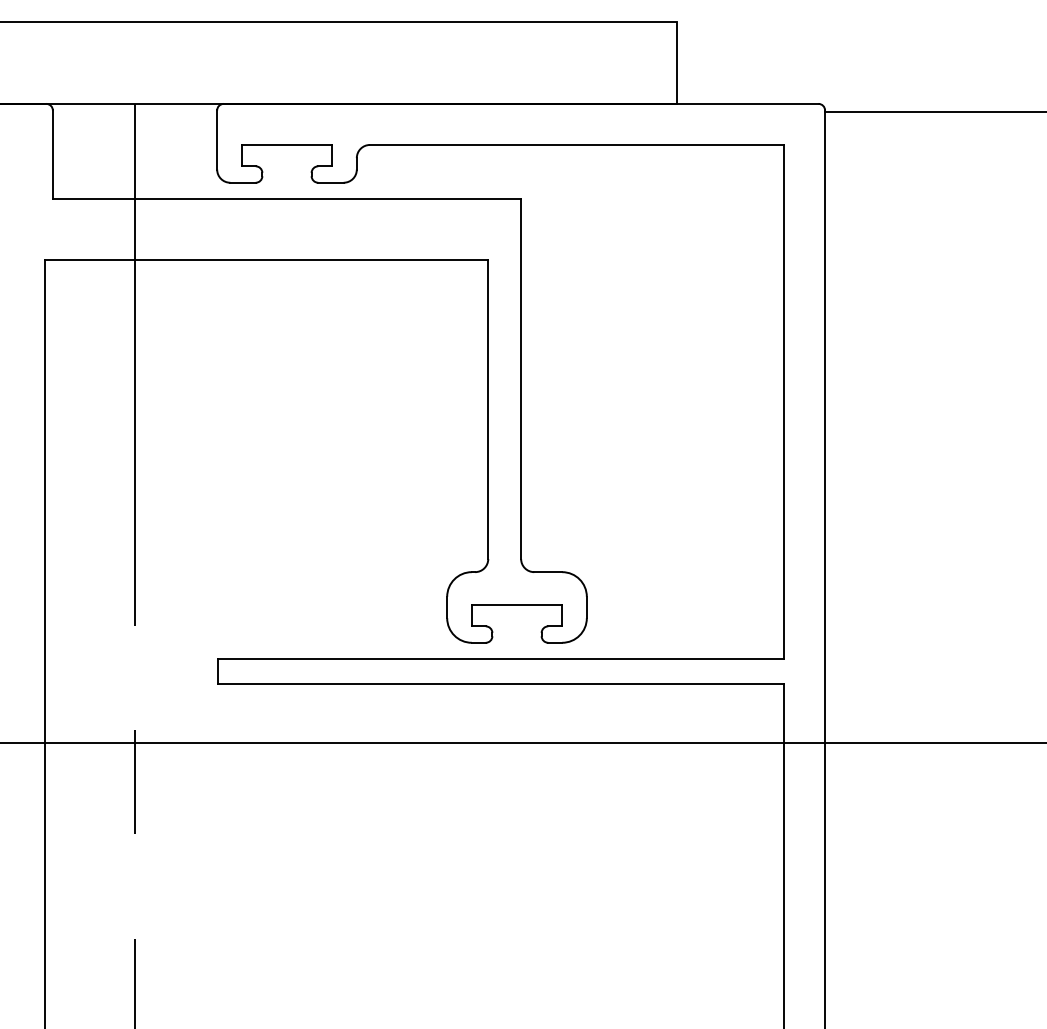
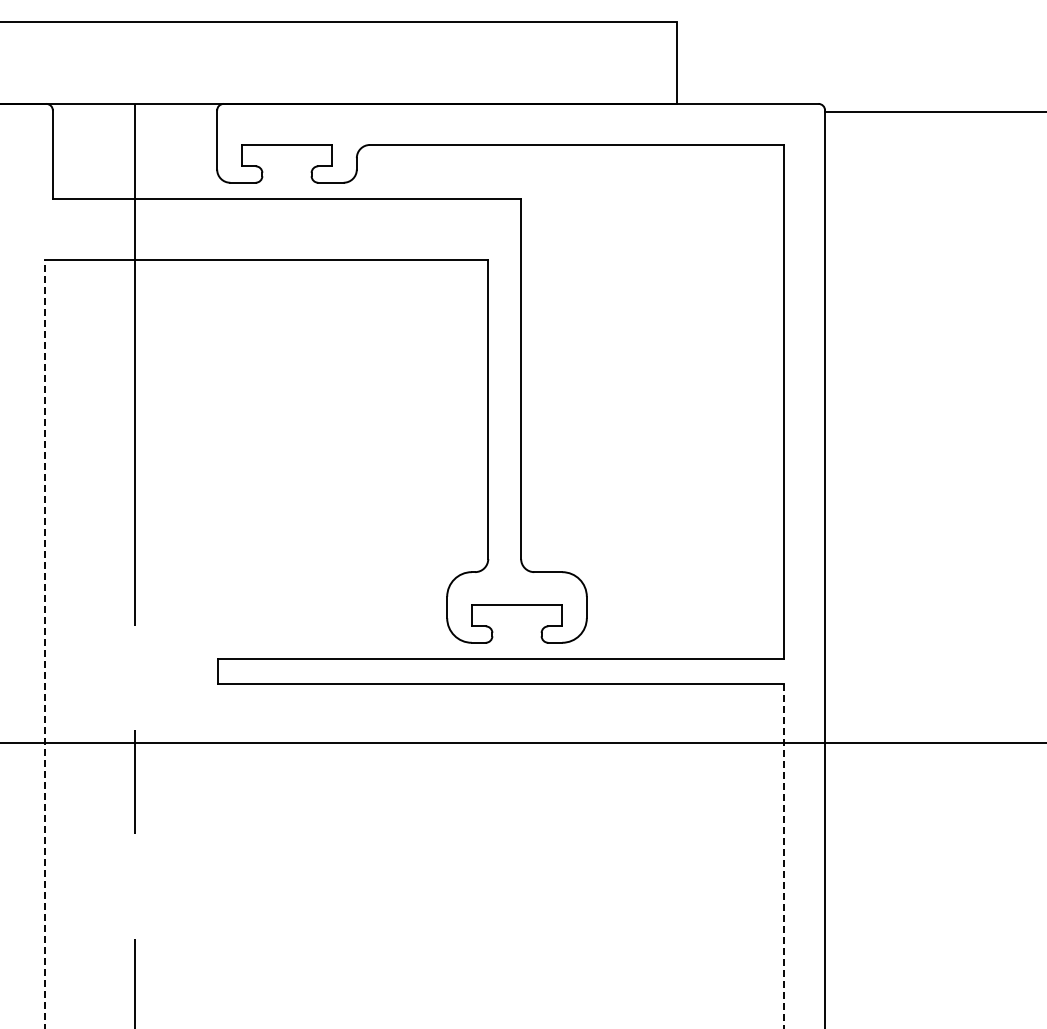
line: solid -> dashed (44, 643)
line: solid -> dashed (784, 856)
